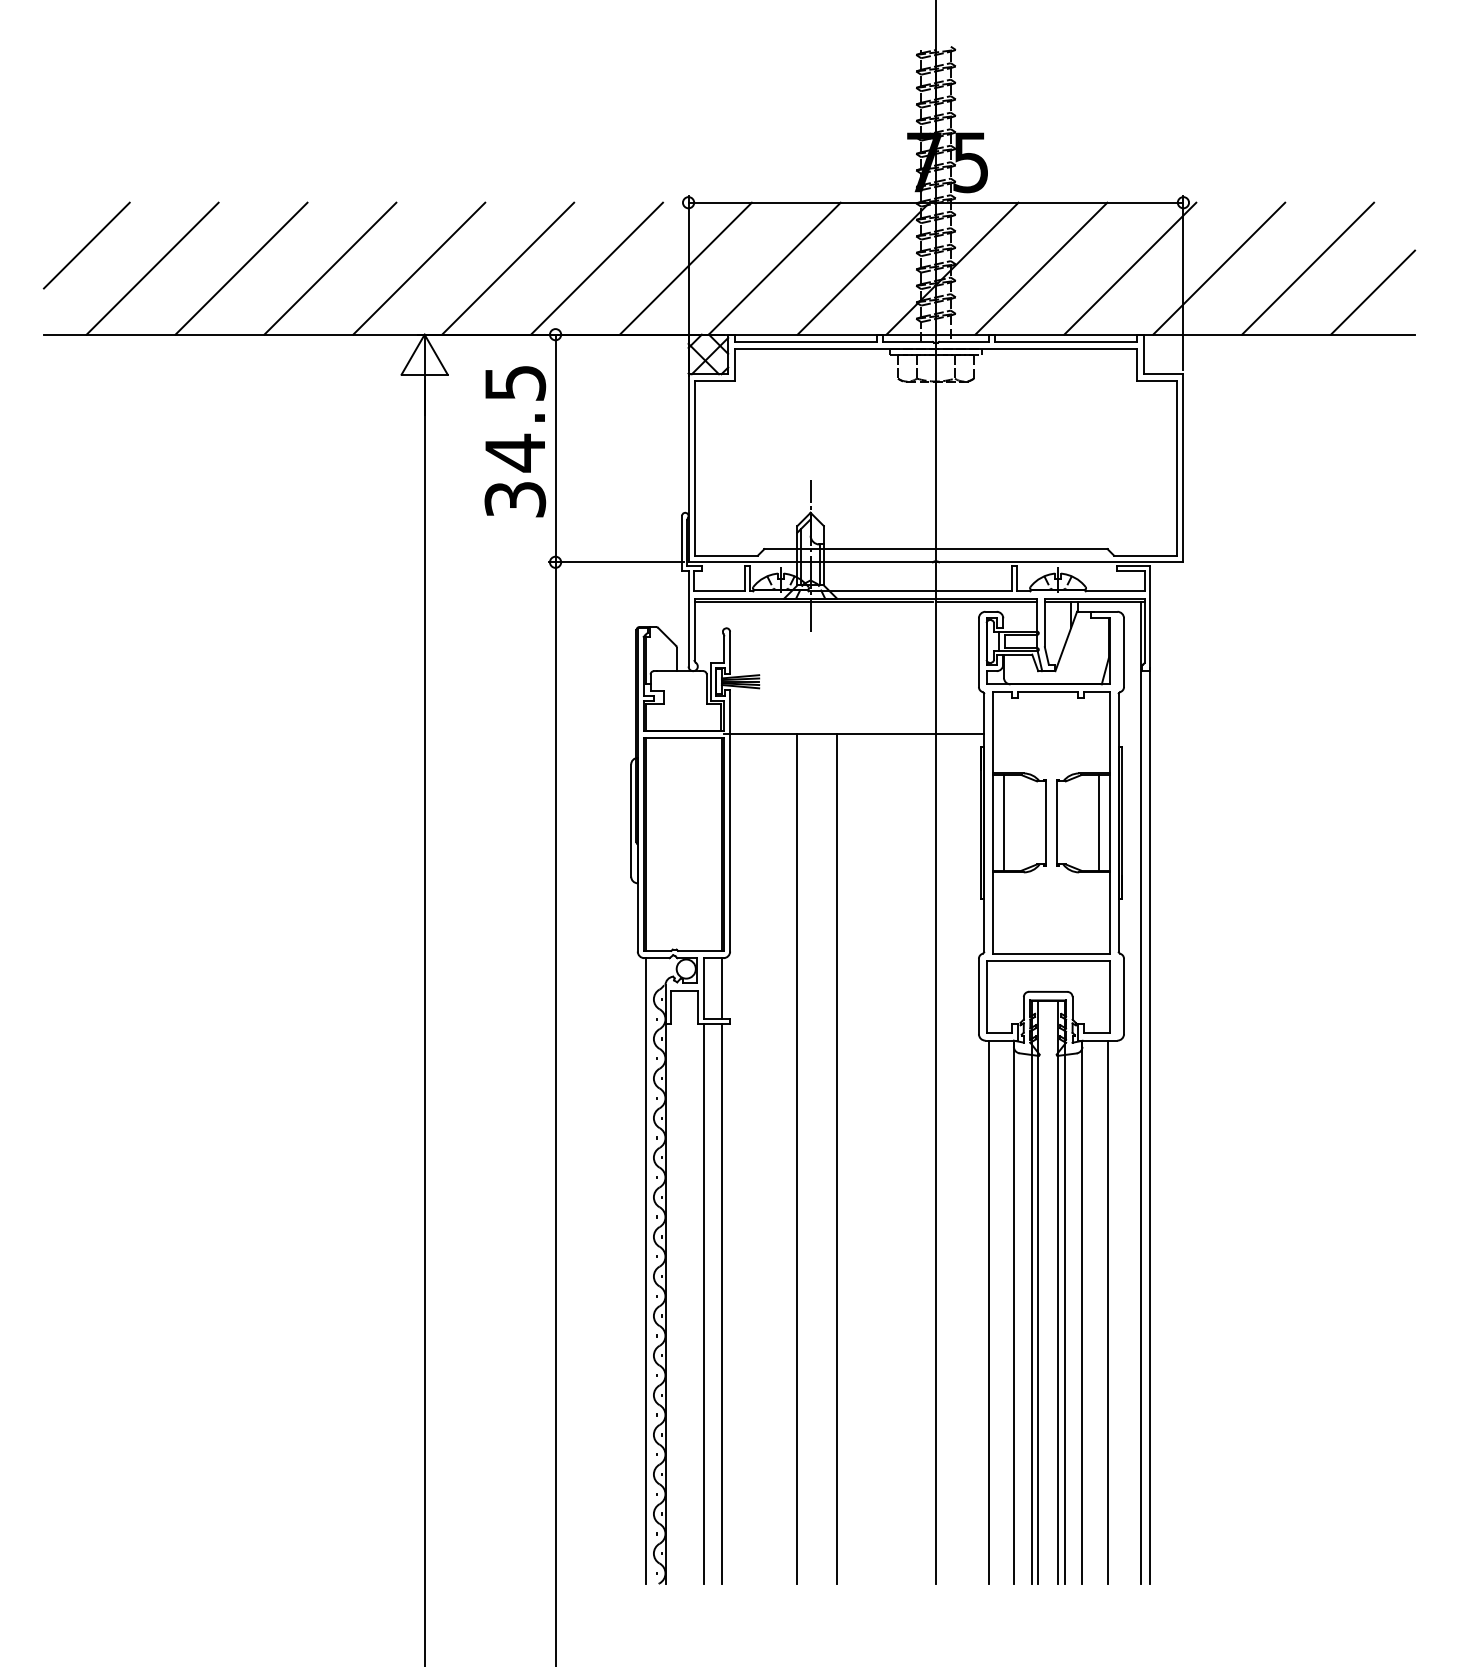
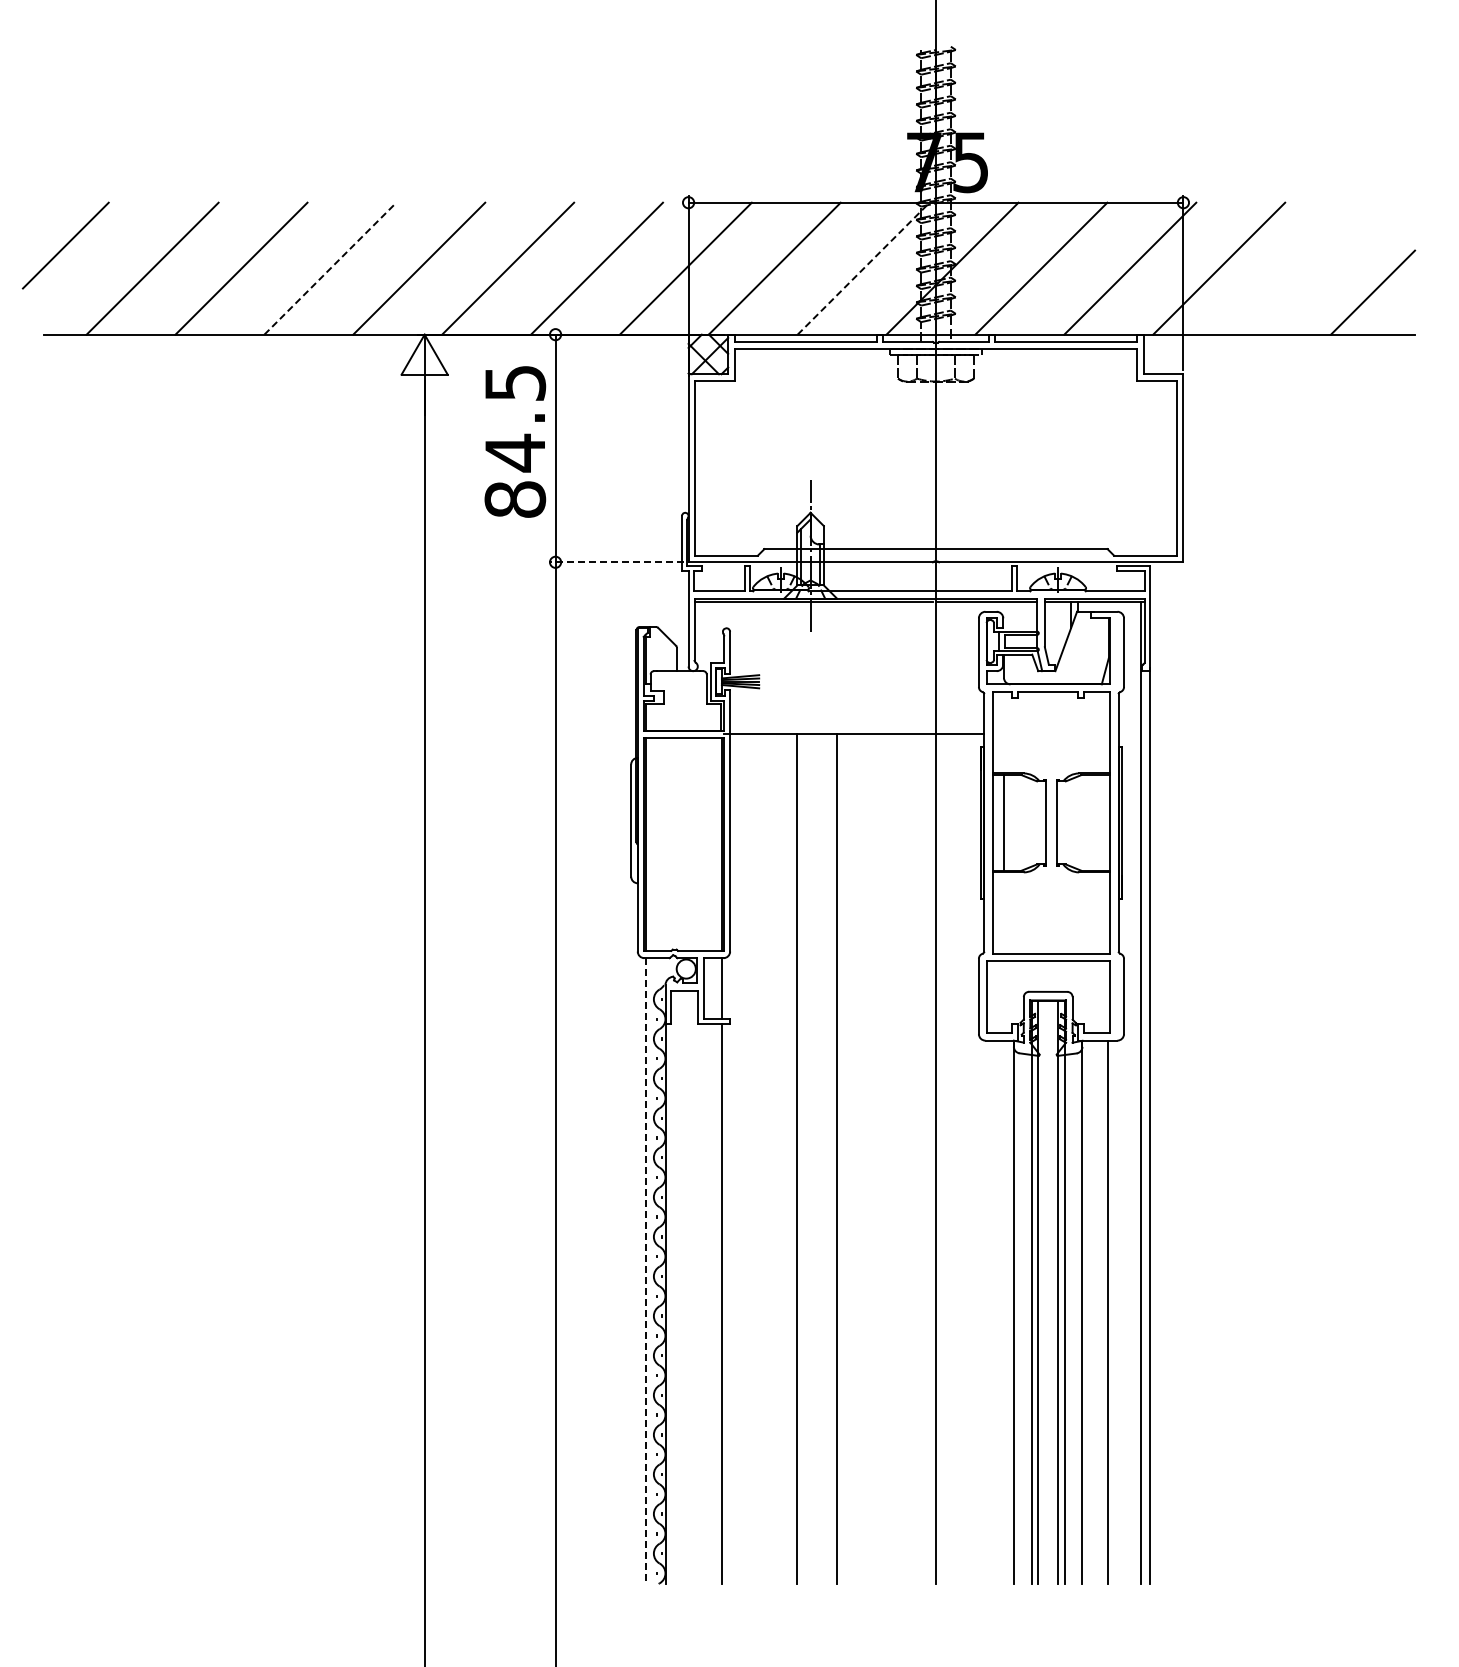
line position: (86, 245) -> (65, 245) (65, 245)
line: solid -> dashed (330, 268)
line: solid -> dashed (863, 268)
line: present -> none (1308, 268)
text: 34.5 -> 84.5 (515, 499)
line: solid -> dashed (615, 562)
line: present -> none (1098, 822)
line: solid -> dashed (645, 1271)
line: present -> none (704, 1303)
line: present -> none (988, 1311)
